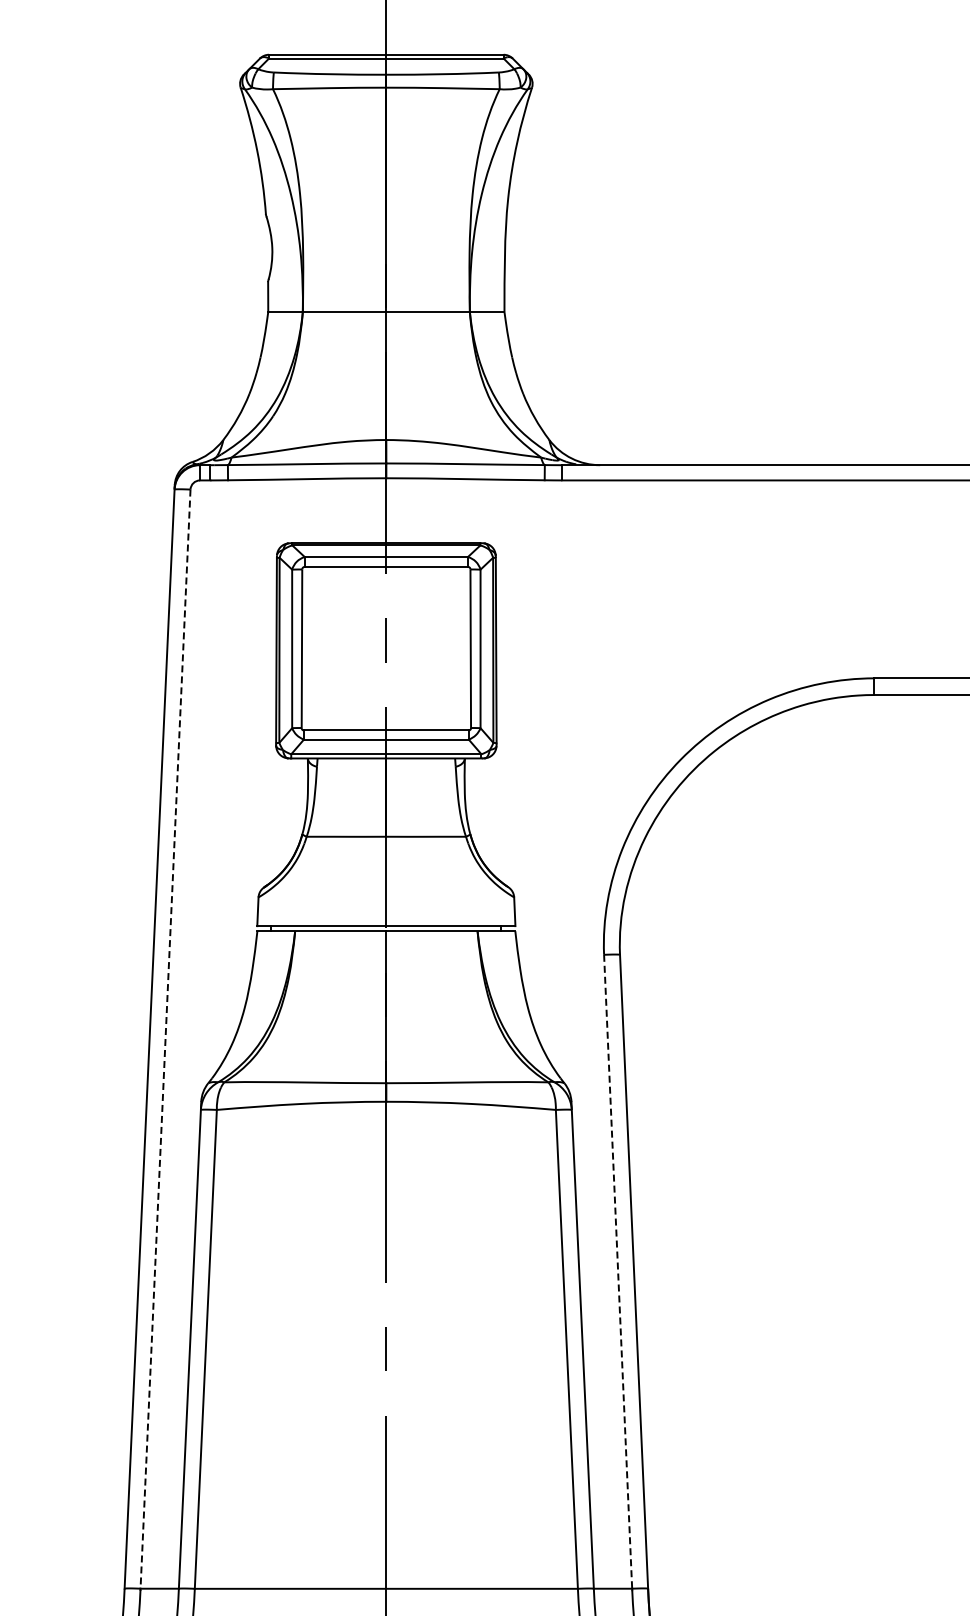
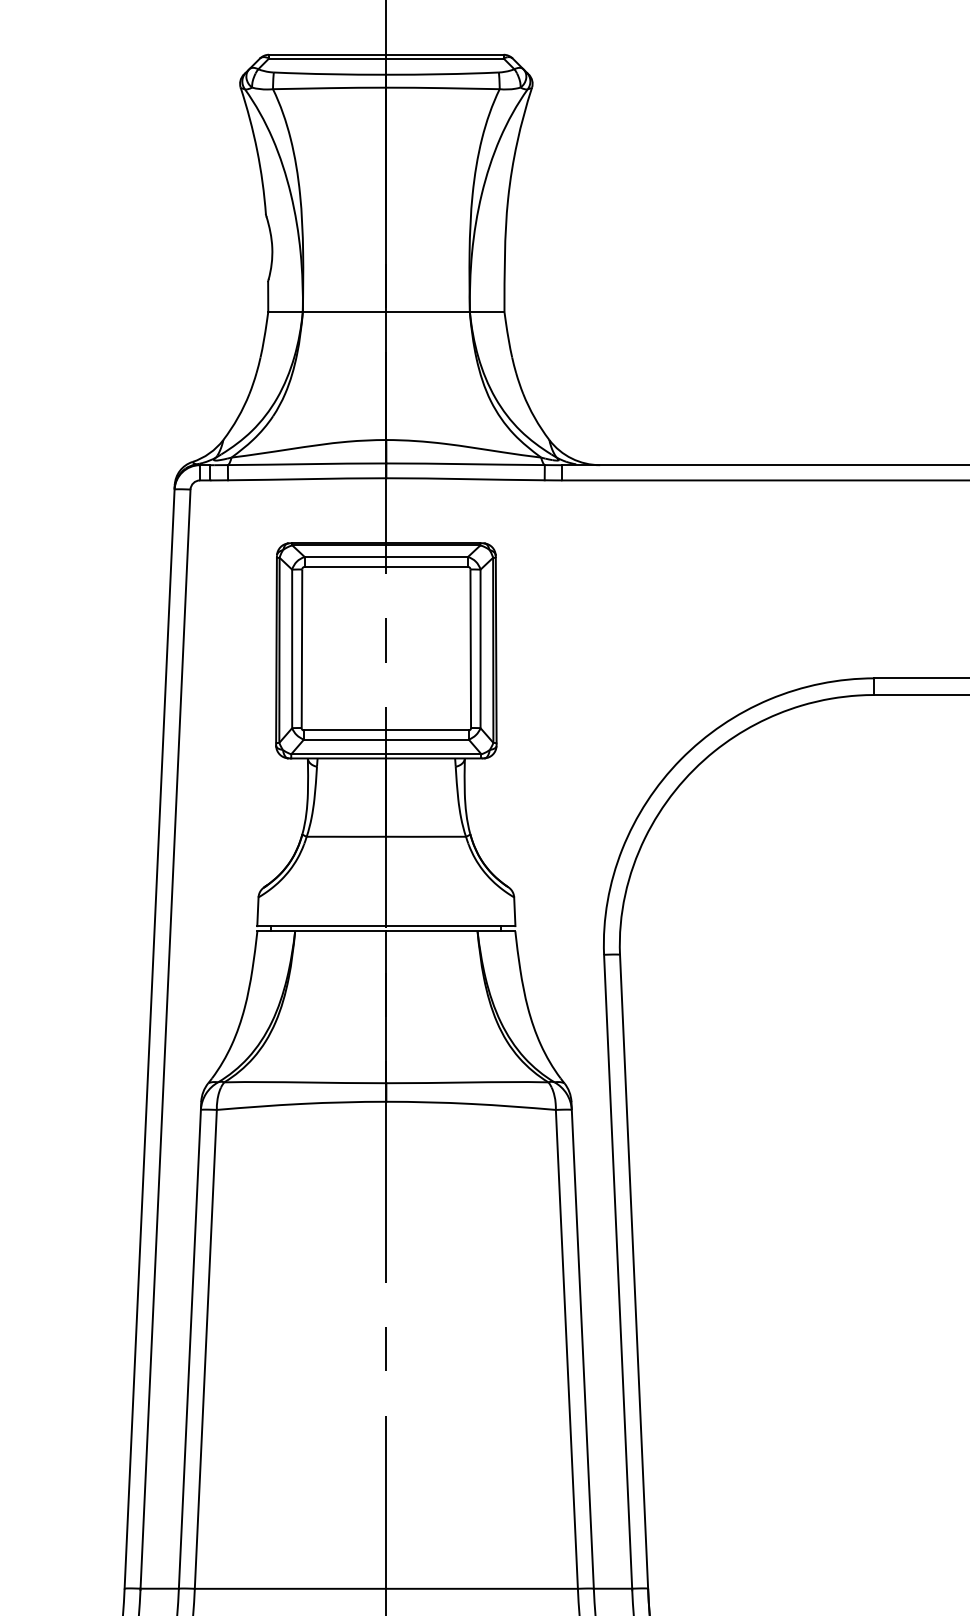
line: dashed -> solid (165, 1039)
line: dashed -> solid (618, 1272)
